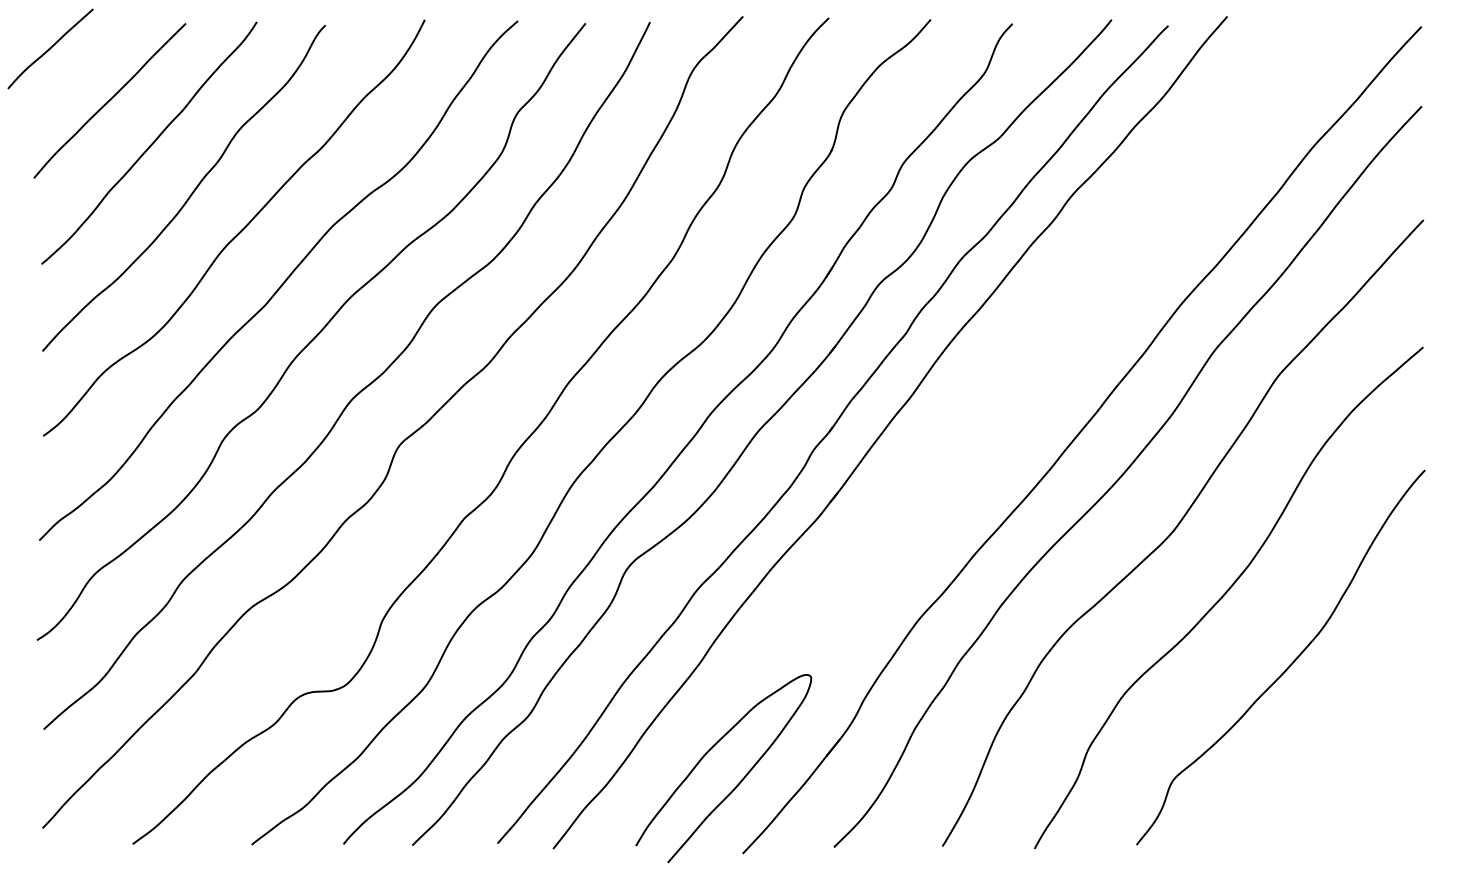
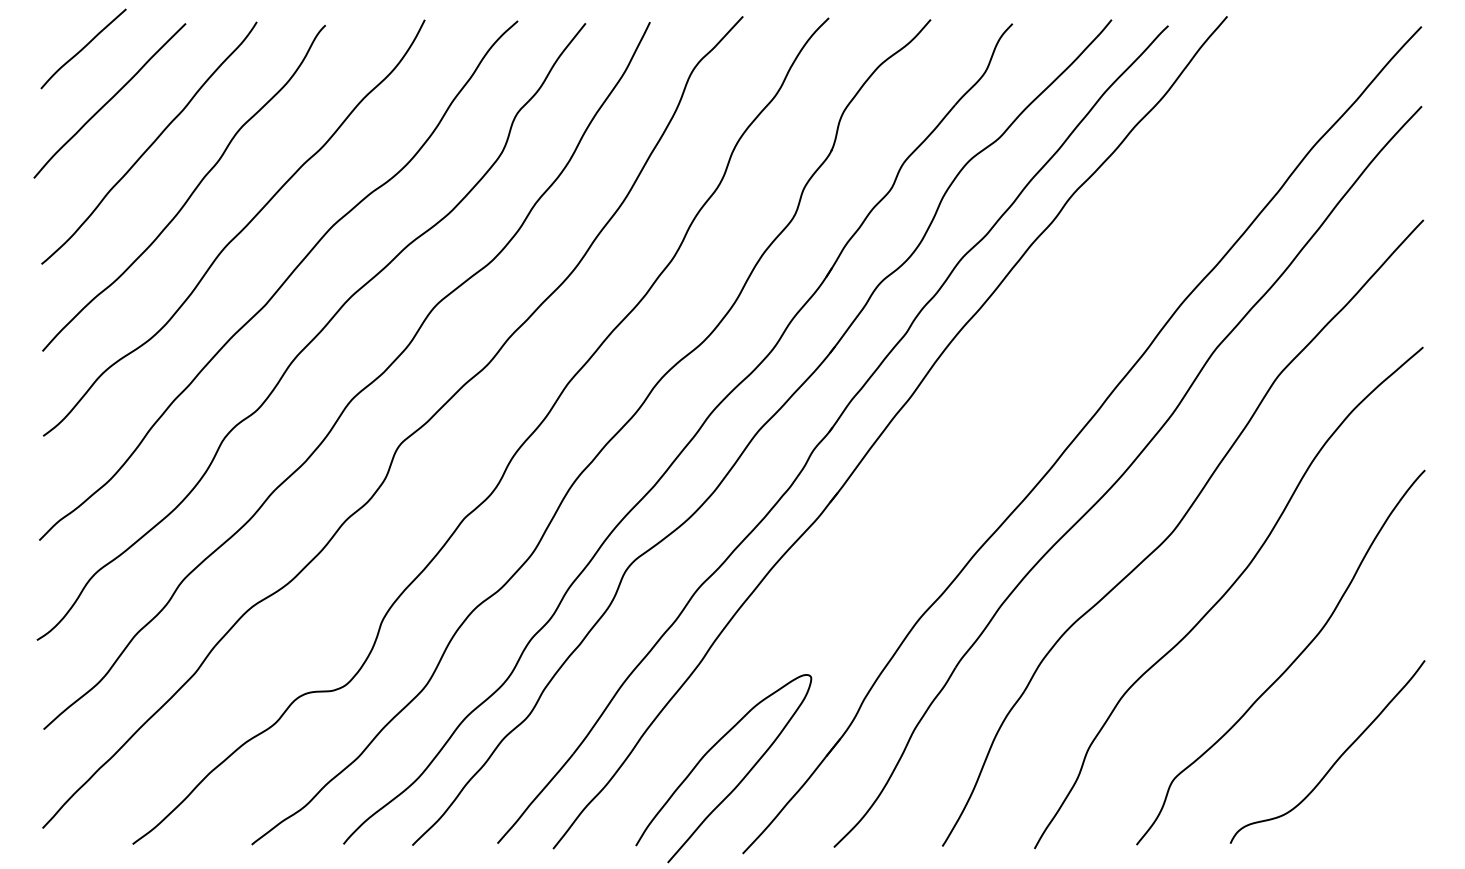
curve position: (50, 48) -> (83, 48) (83, 48)
curve: none -> present (1336, 759)
